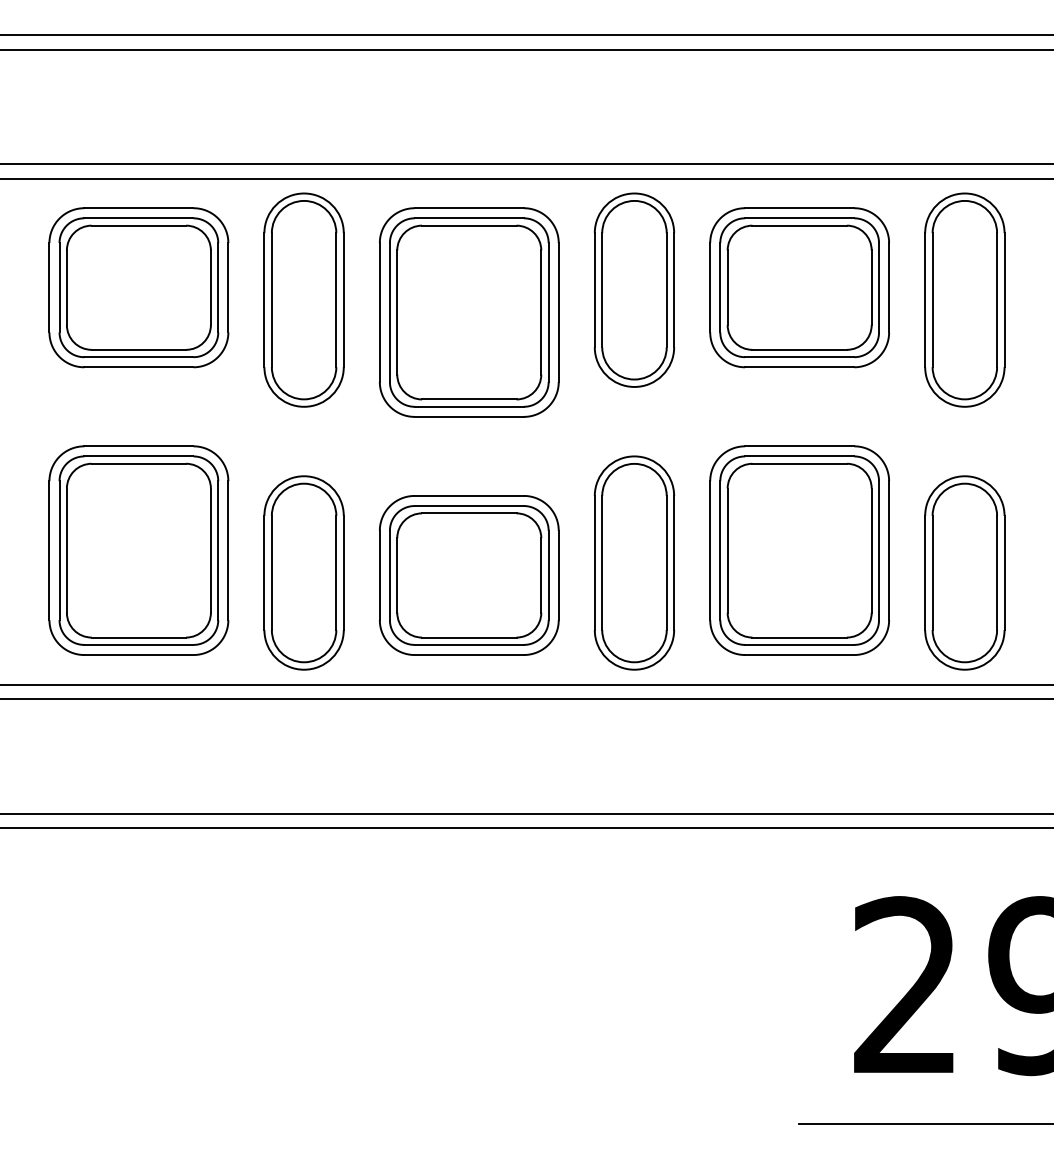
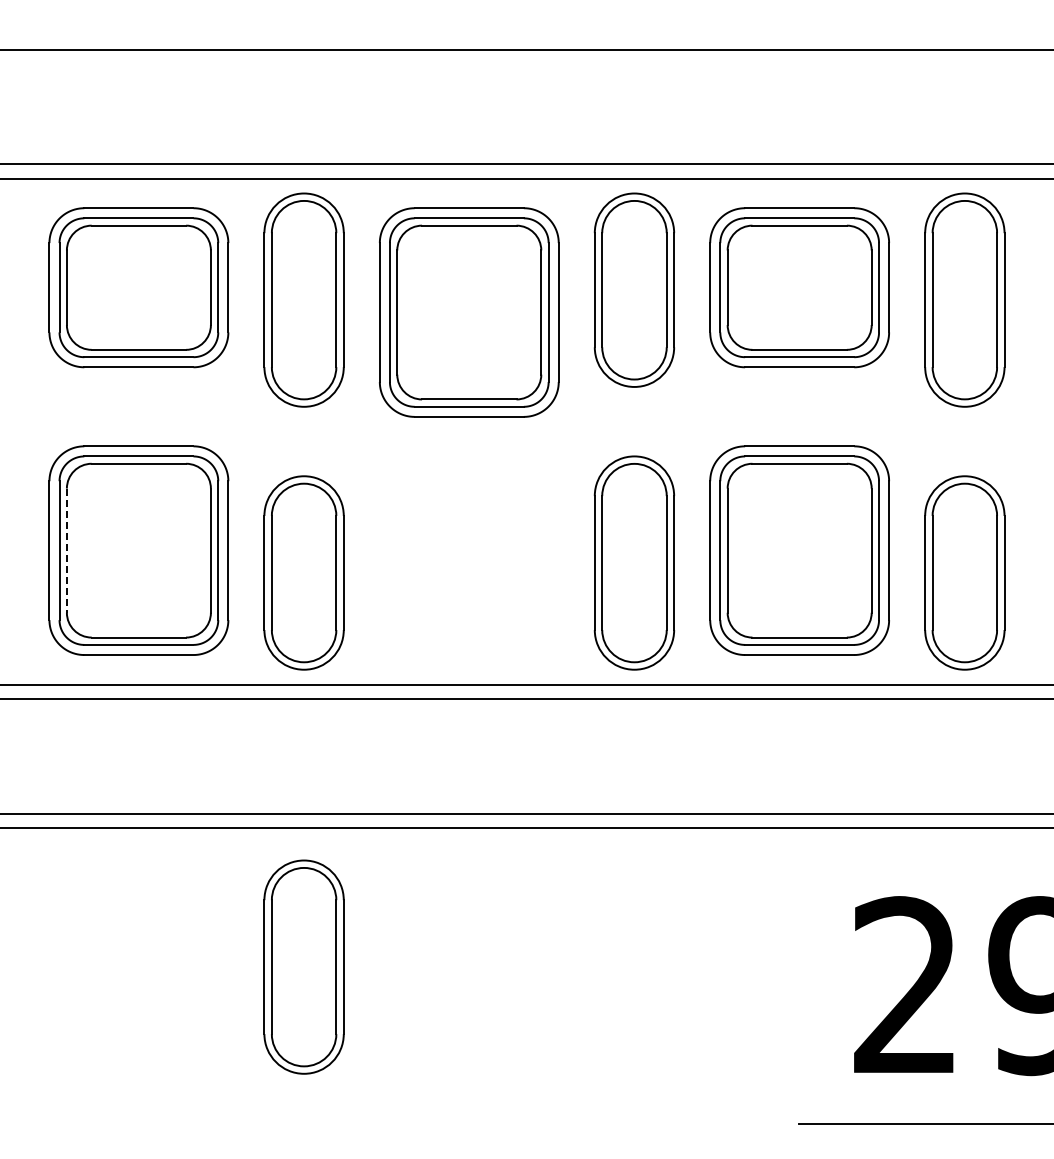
line: present -> none (526, 34)
line: solid -> dashed (66, 551)
part: present -> none (469, 575)
part: none -> present (303, 966)
